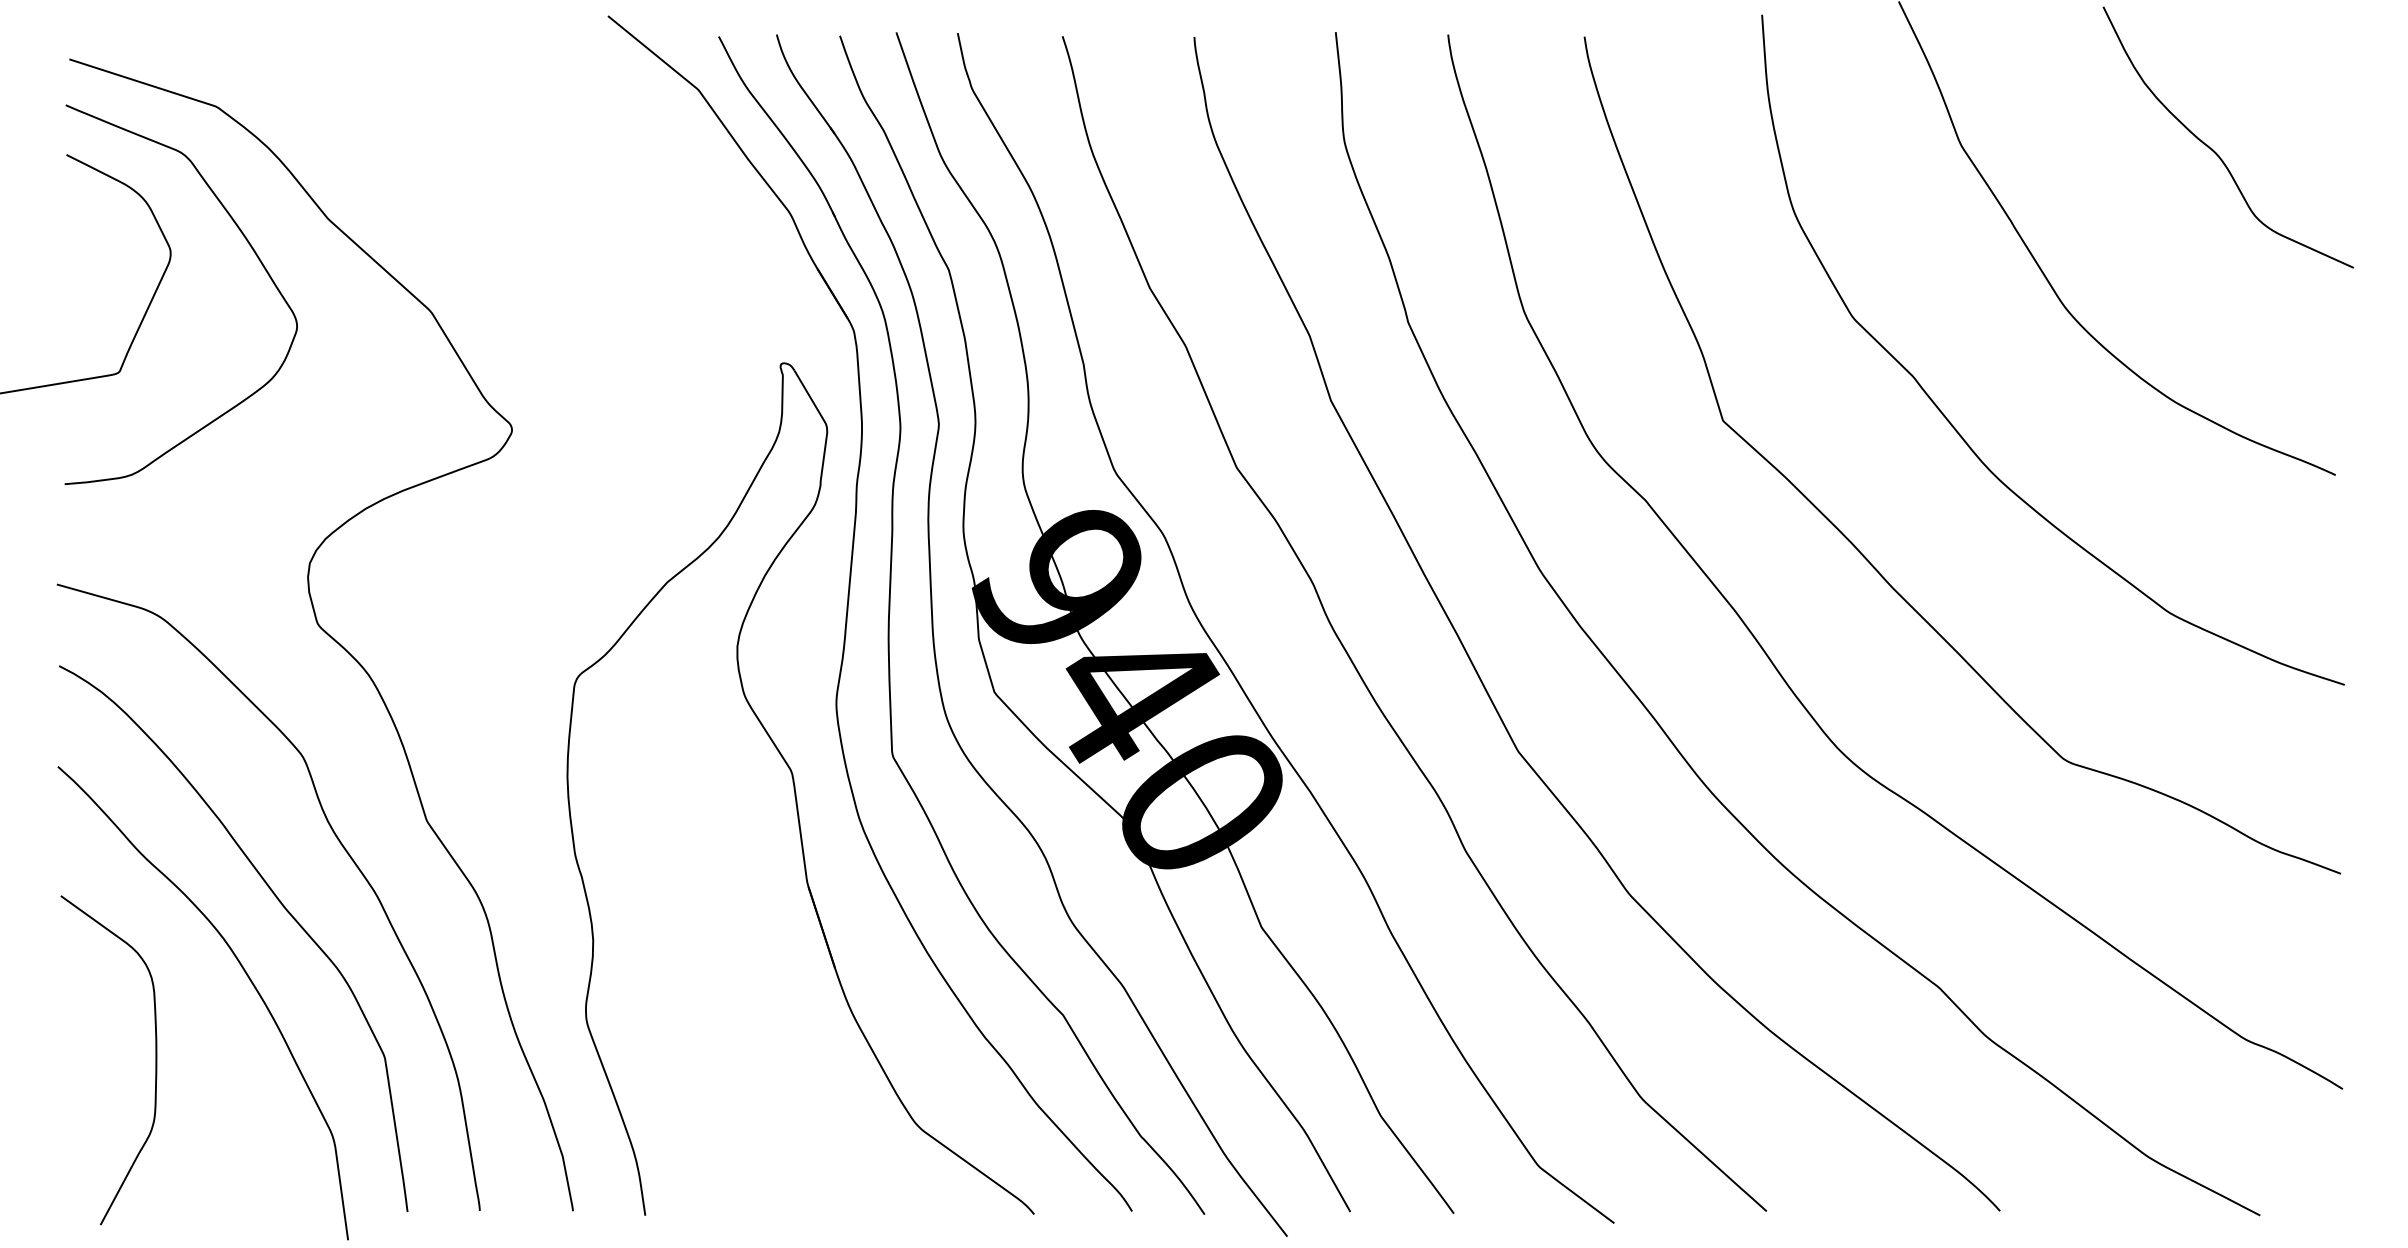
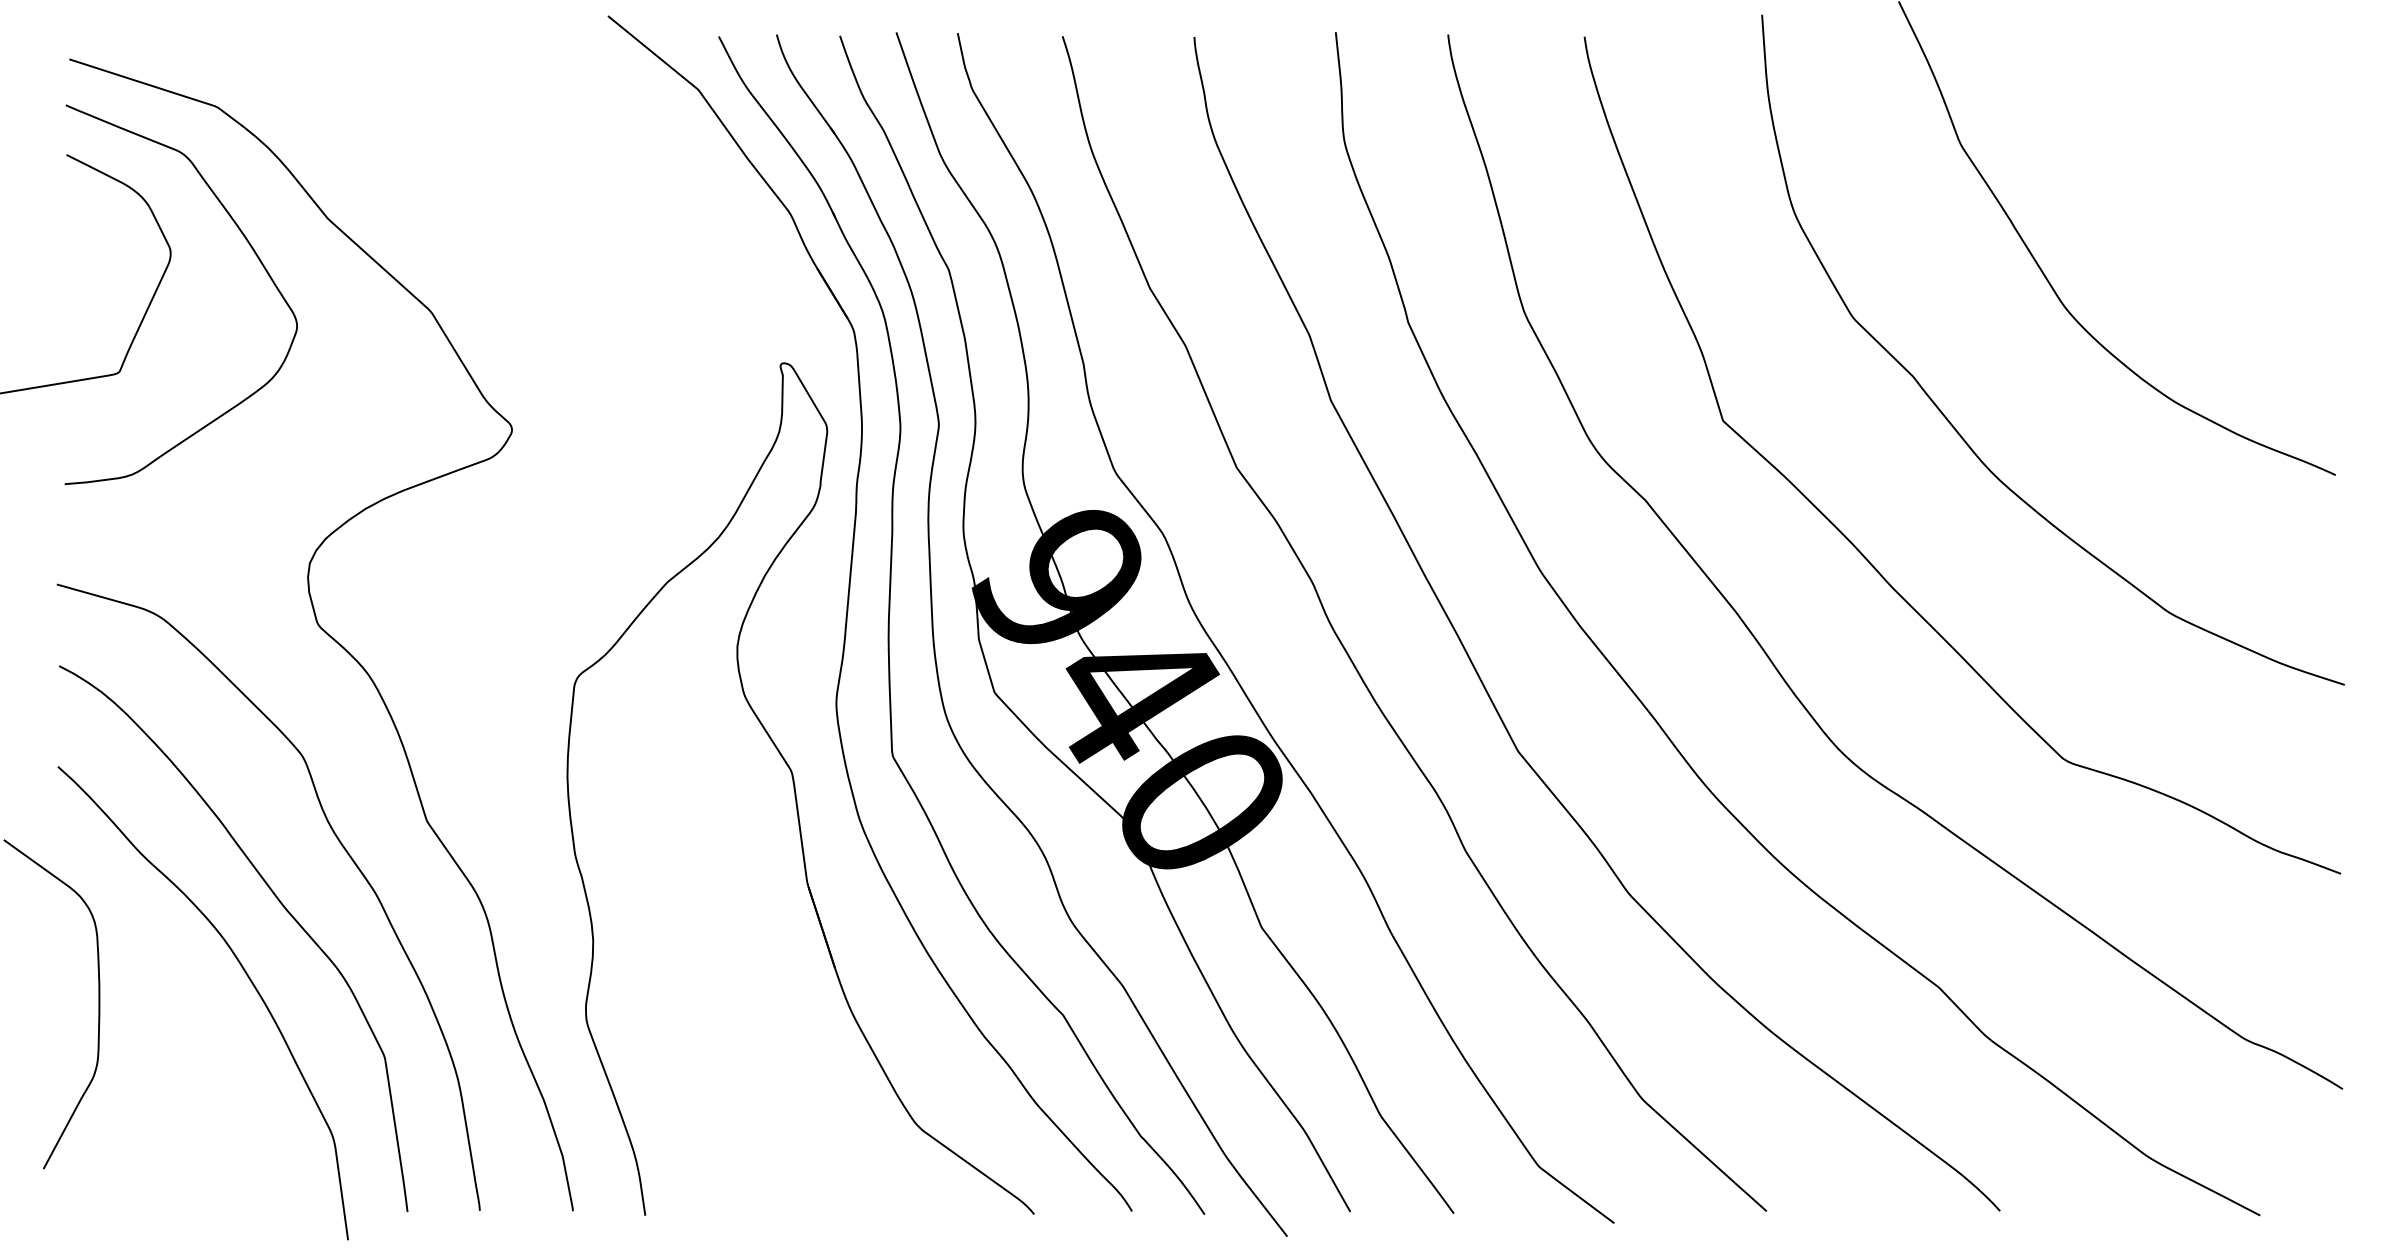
curve: present -> none (2214, 150)
curve position: (155, 1060) -> (98, 1004) (98, 1004)
